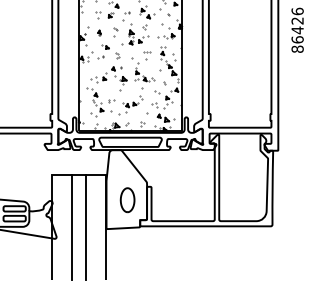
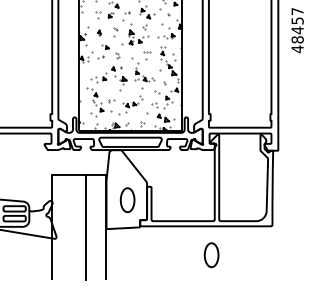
text: 86426 -> 48457 (297, 30)
line: present -> none (72, 227)
part: none -> present (211, 255)
